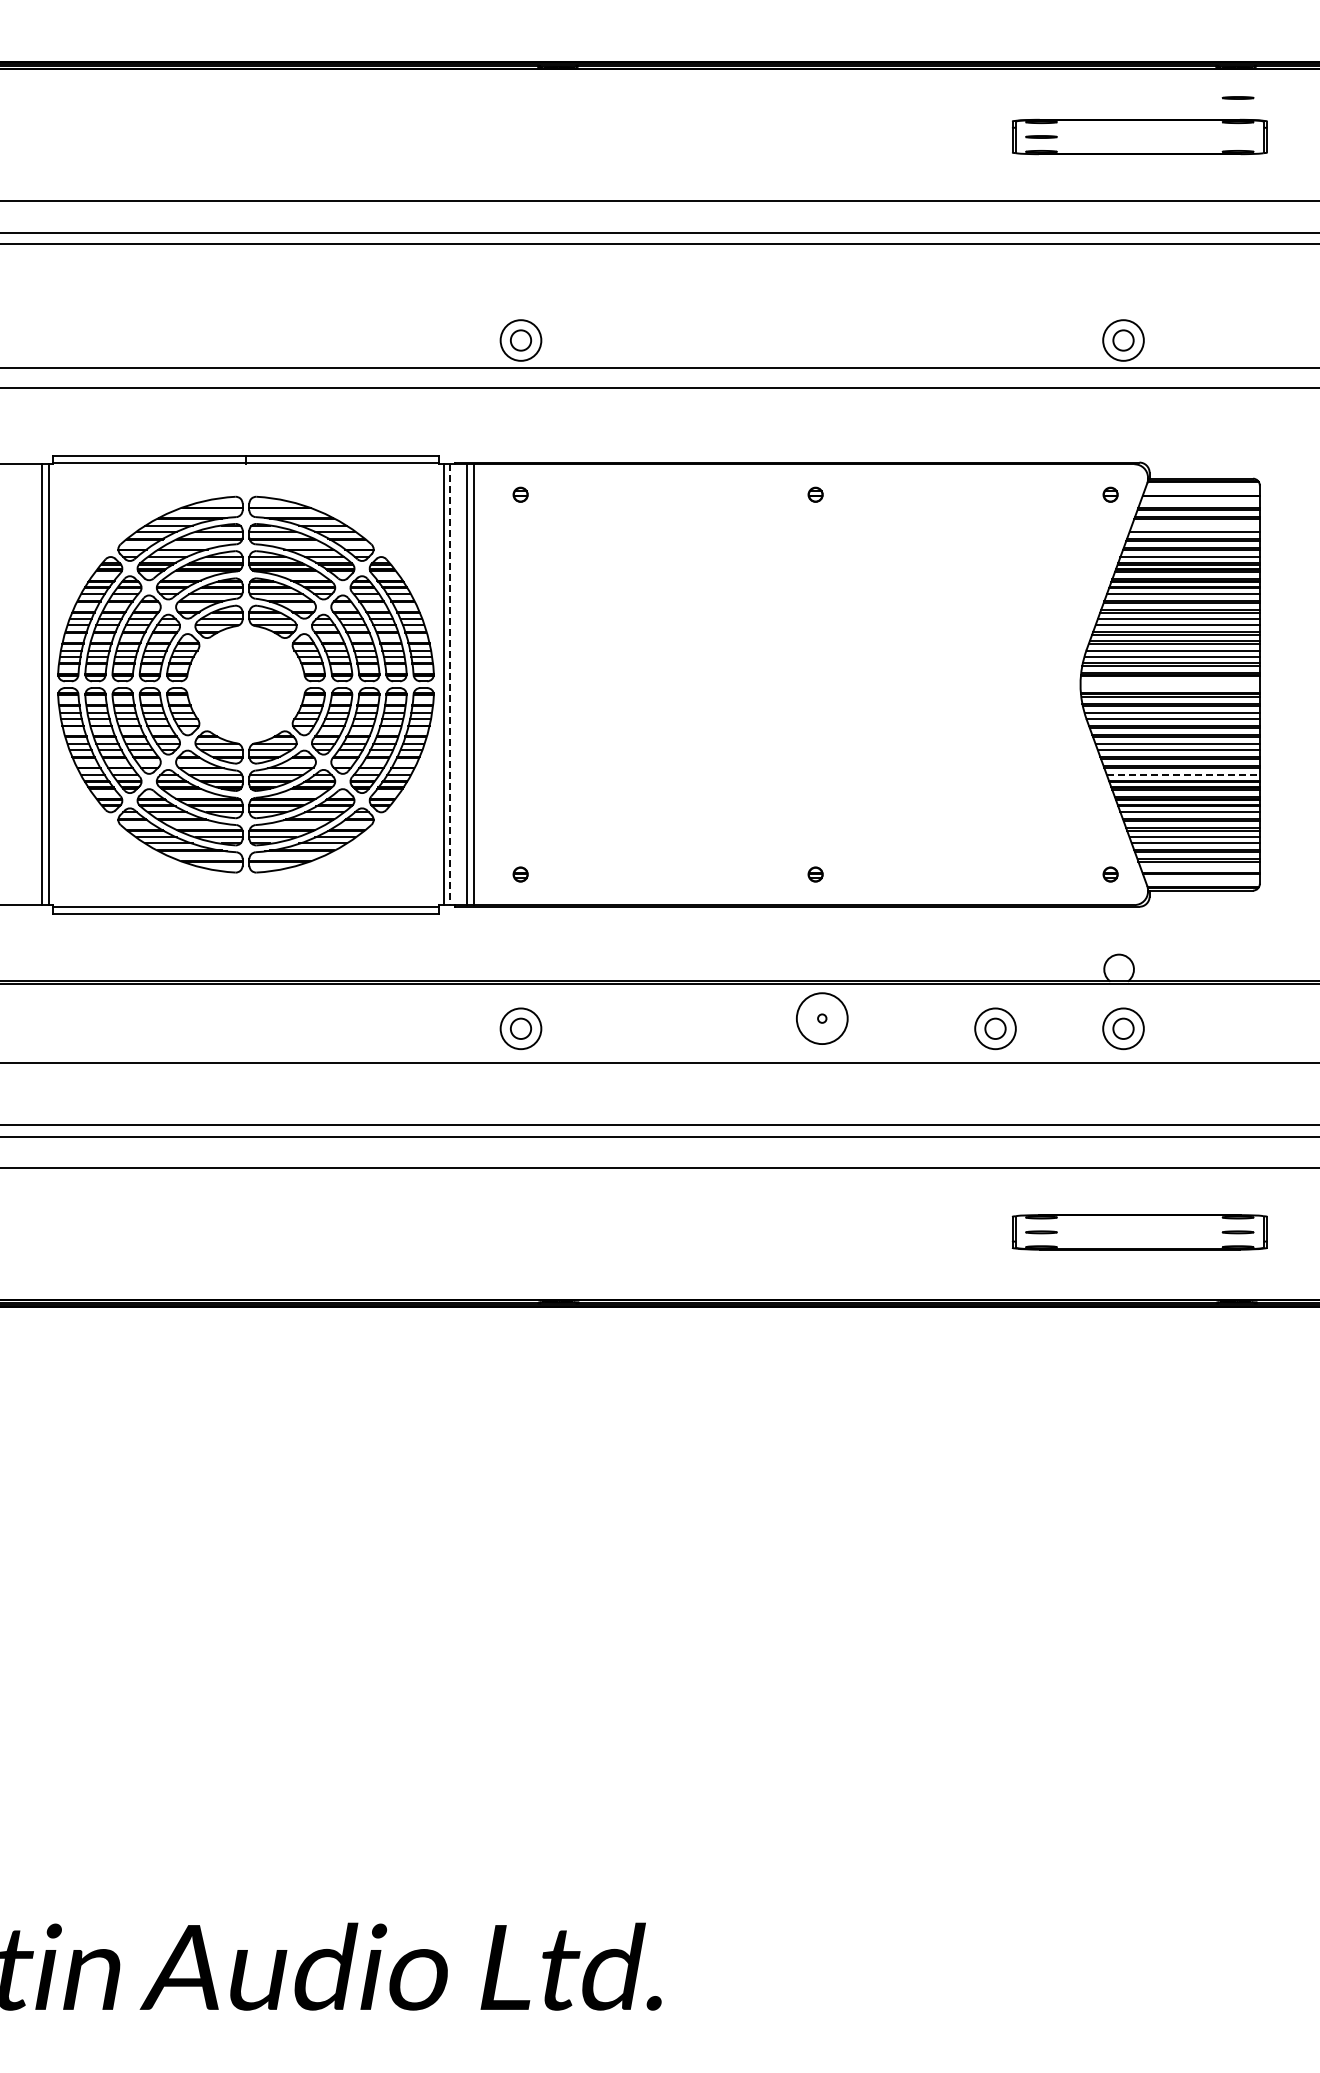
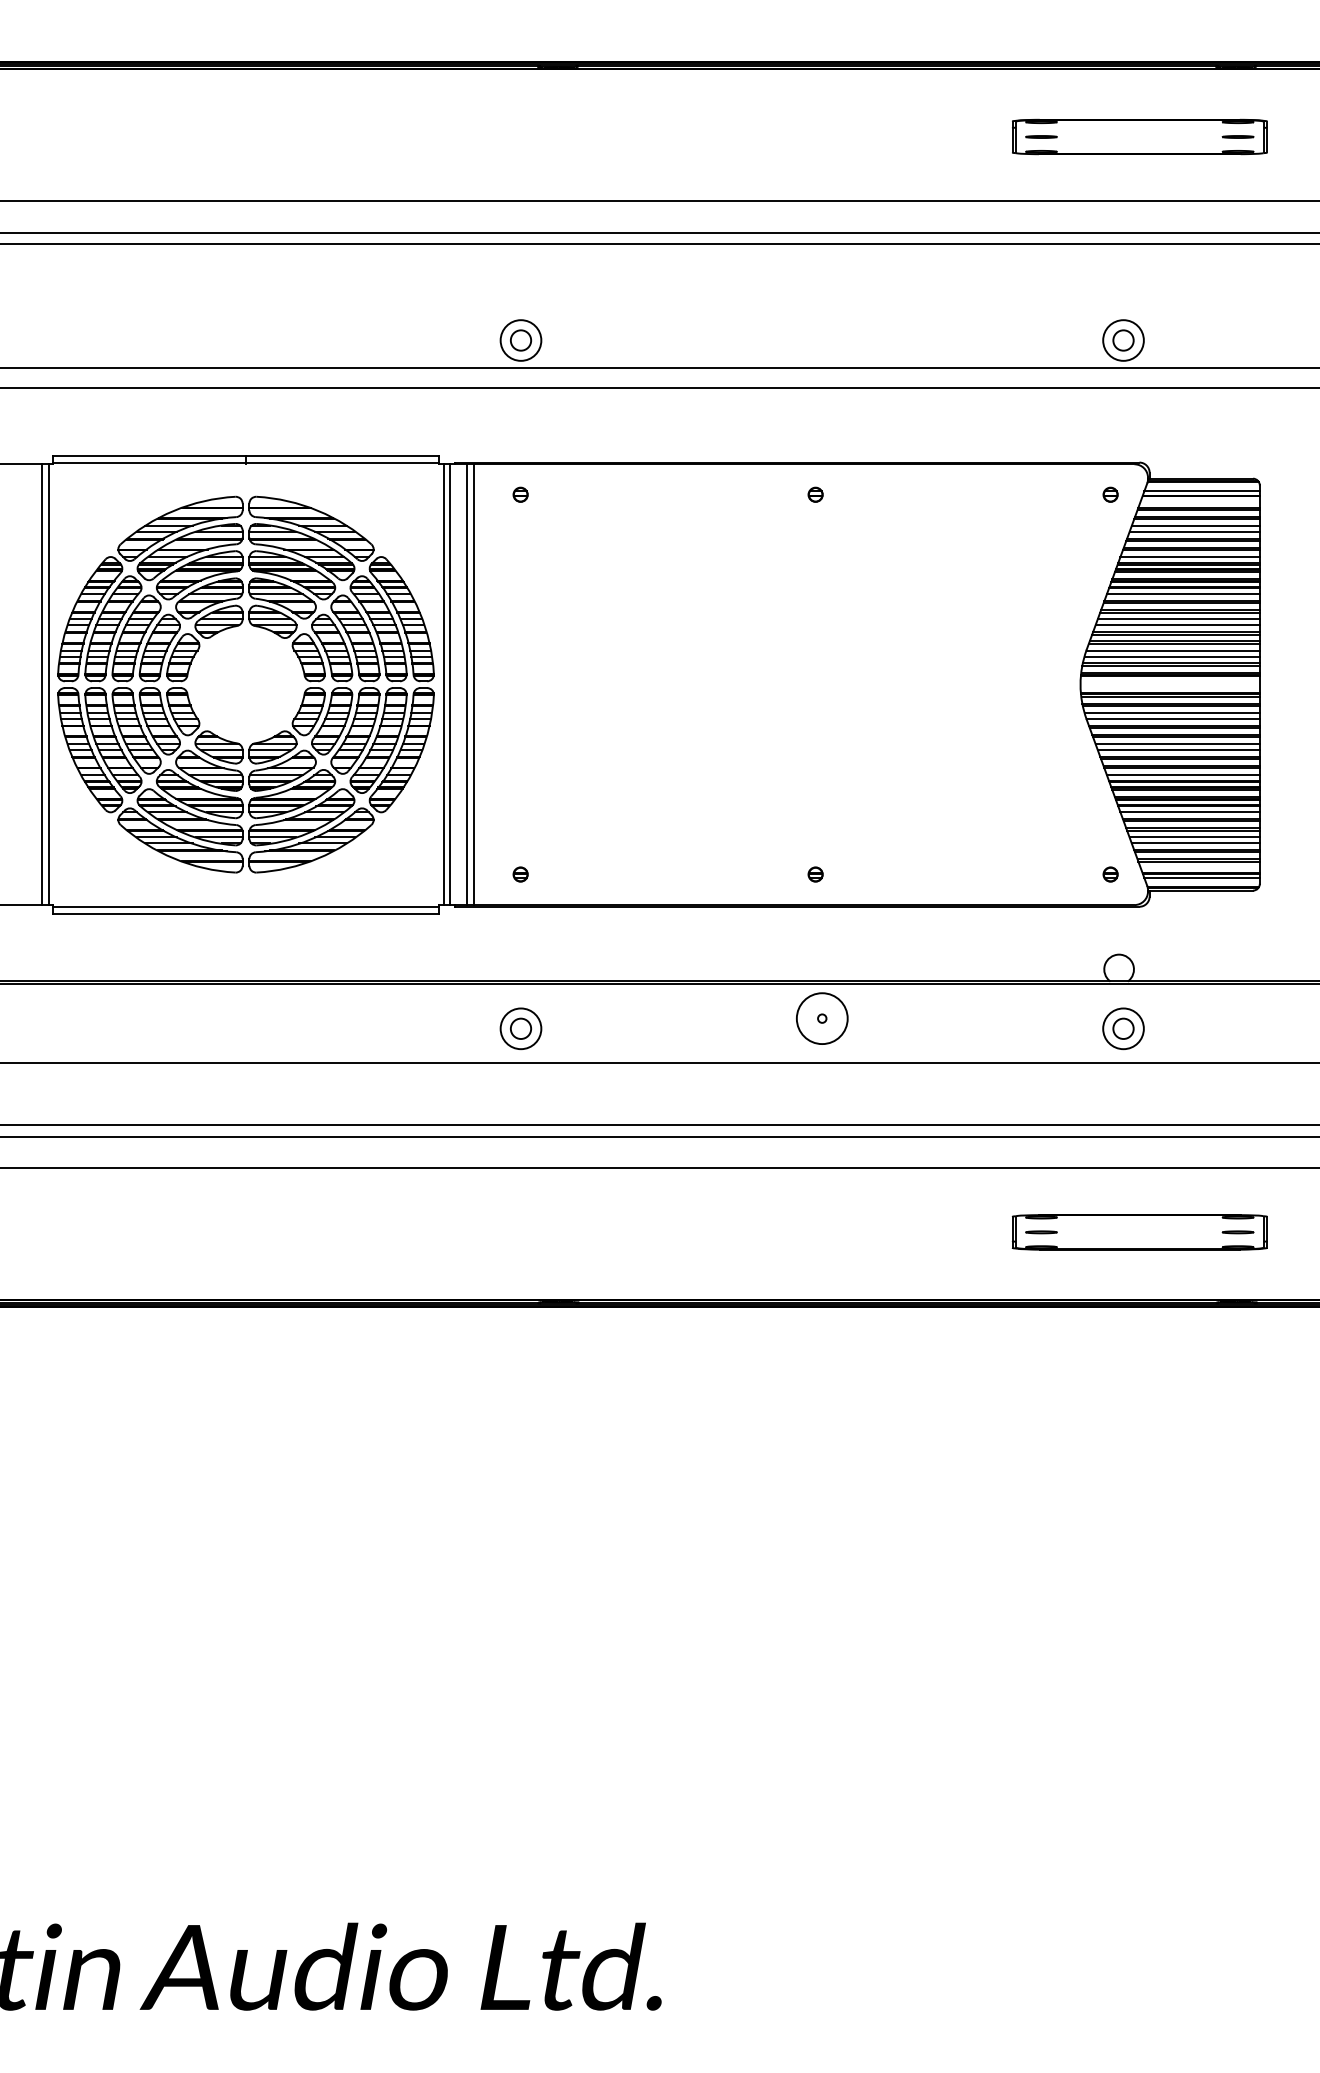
line position: (1237, 97) -> (1237, 136) (1237, 136)
line: none -> present (1201, 491)
line: none -> present (1195, 526)
line: dashed -> solid (450, 685)
line: dashed -> solid (1183, 775)
line: none -> present (1201, 877)
part: present -> none (995, 1028)
